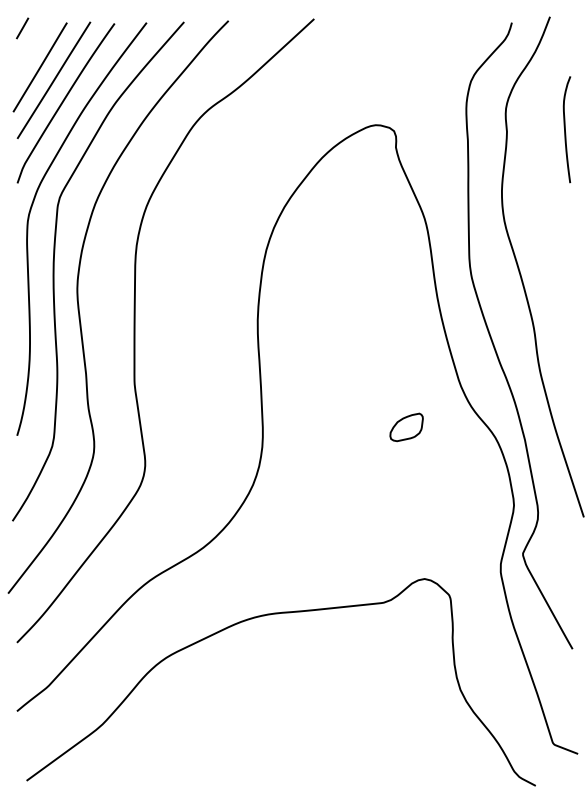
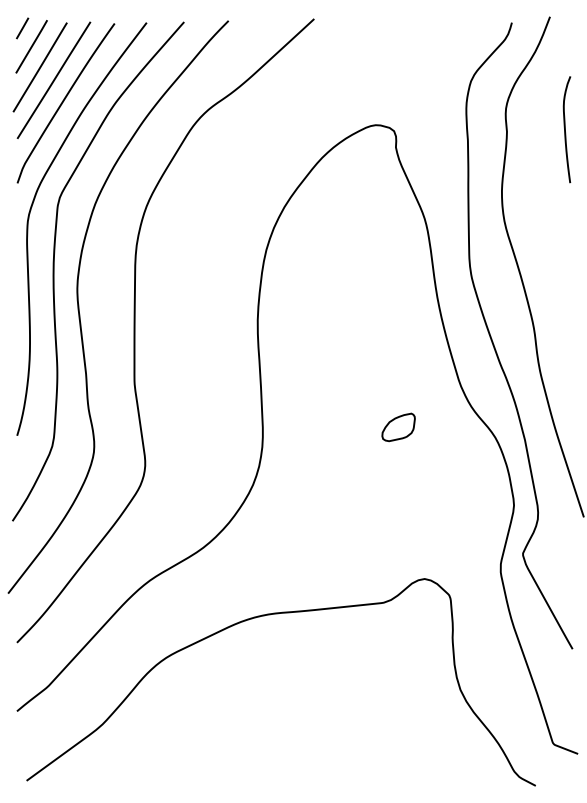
line: none -> present (31, 46)
part position: (406, 427) -> (398, 427) (398, 427)
